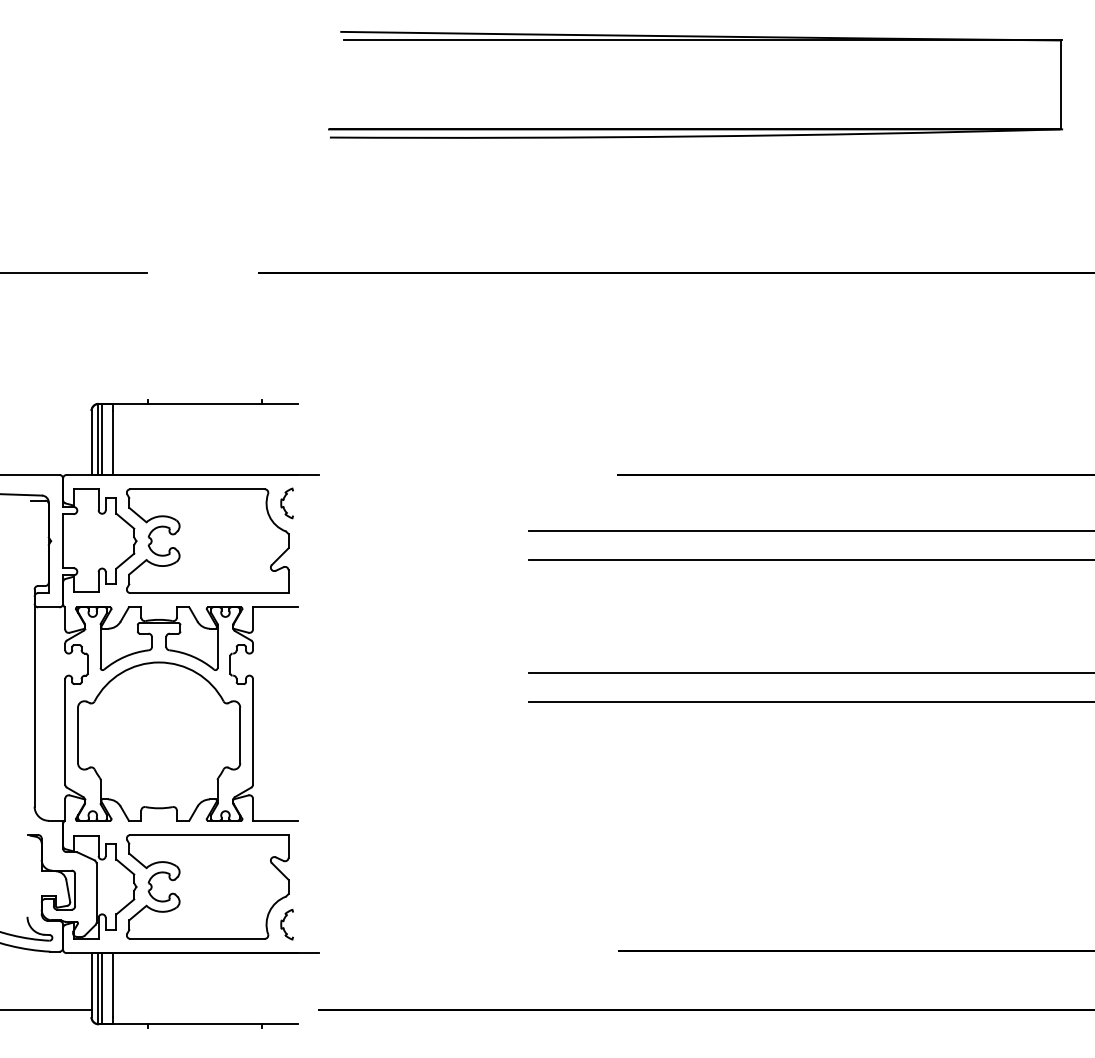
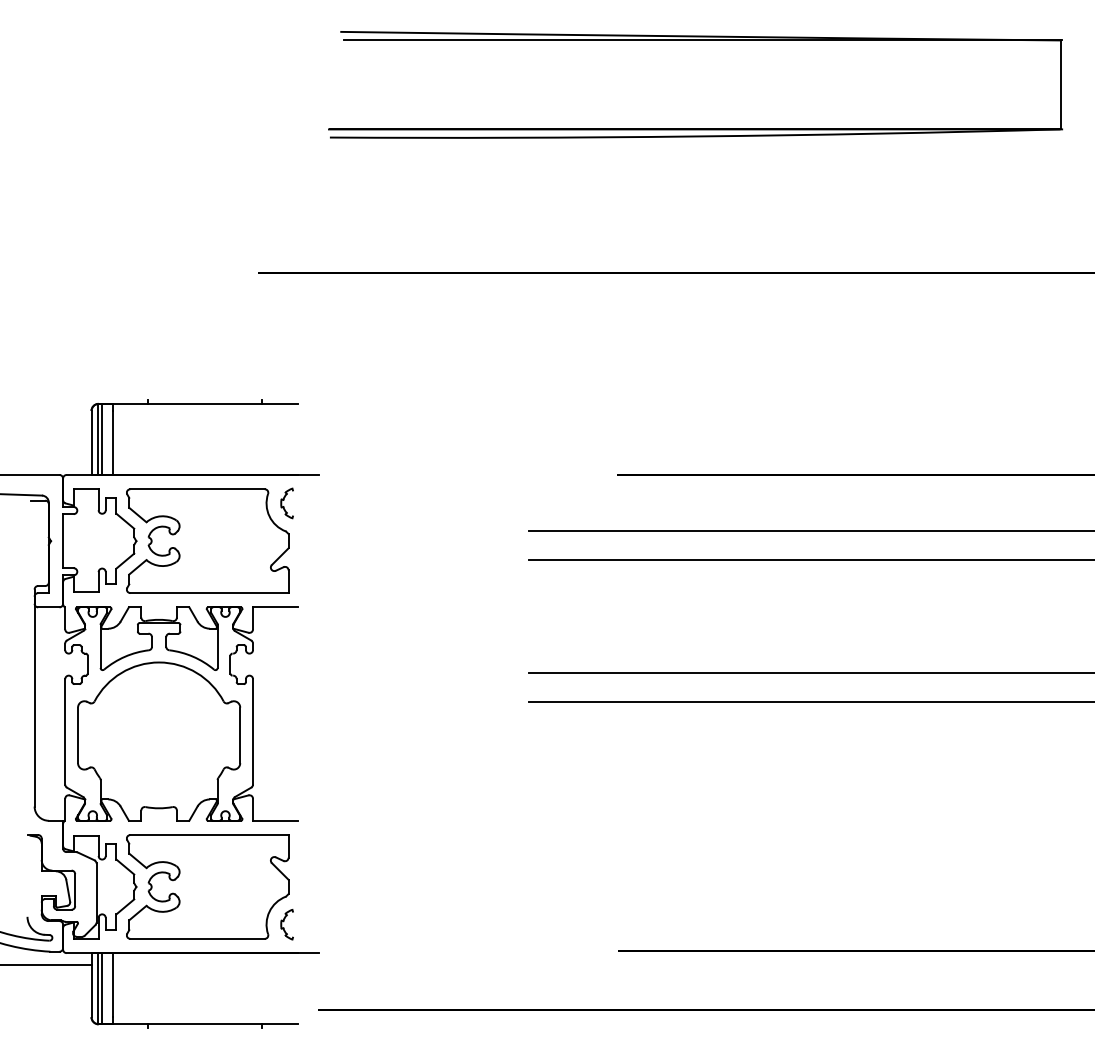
line: present -> none (74, 272)
line position: (46, 1010) -> (46, 965) (46, 965)
